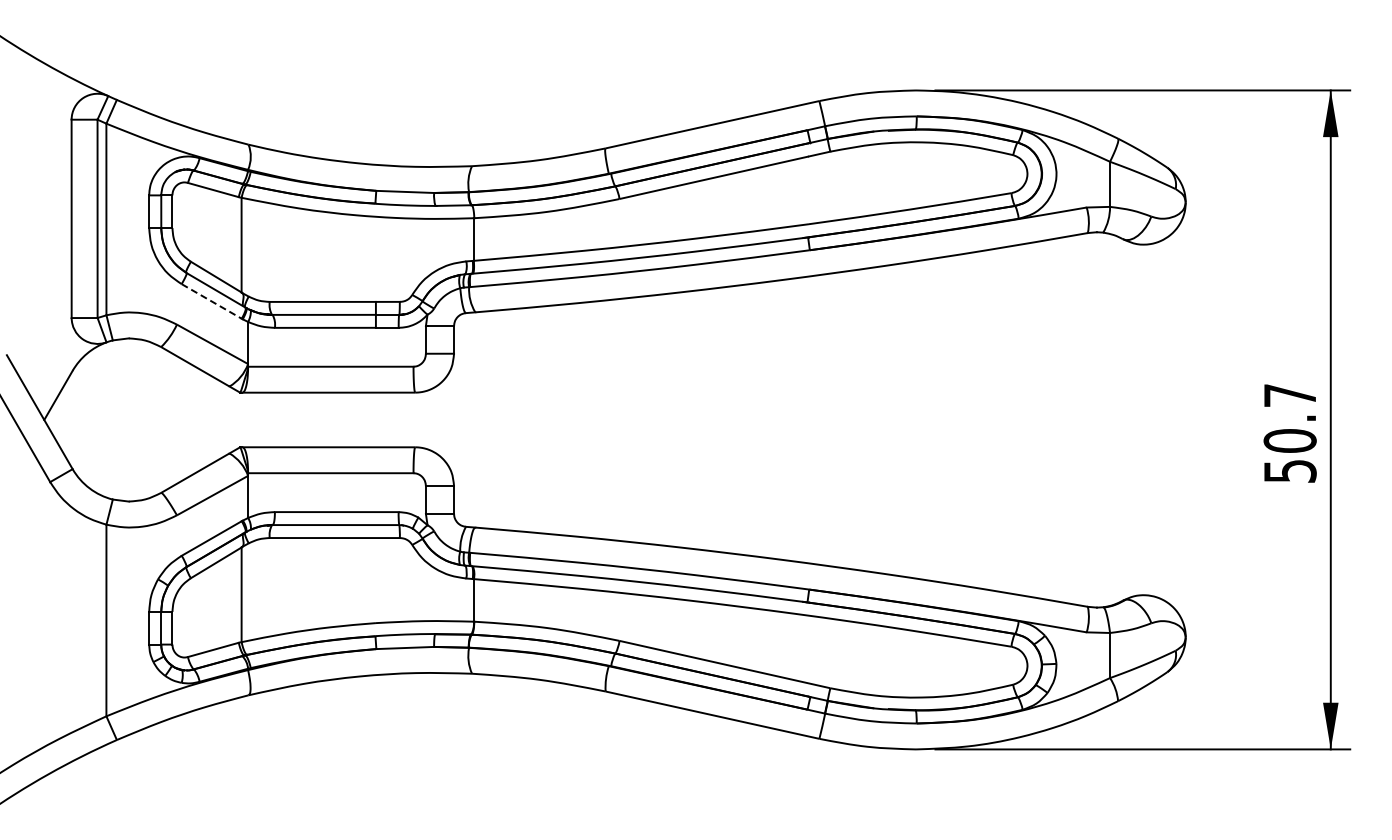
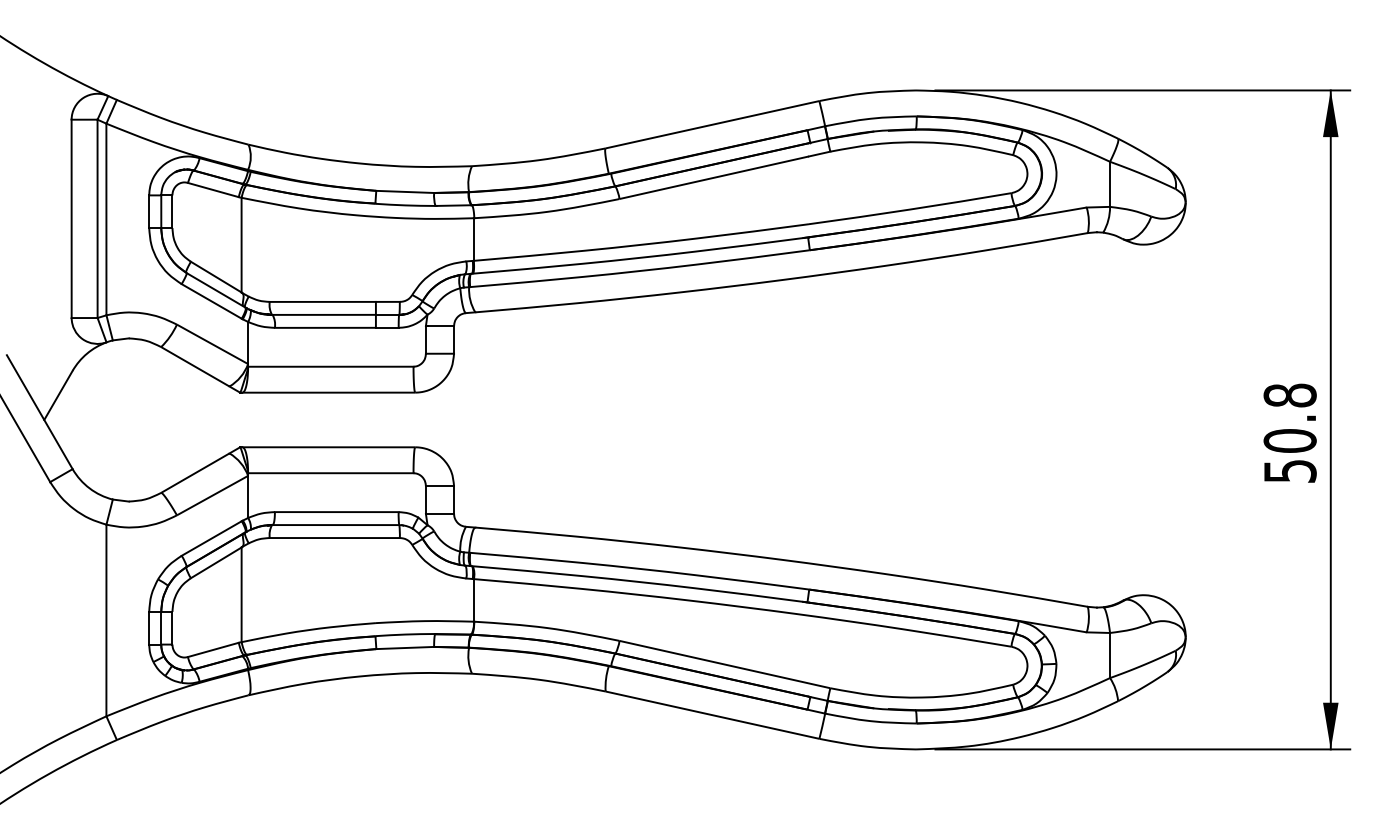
line: dashed -> solid (211, 301)
text: 50.7 -> 50.8 (1289, 395)
